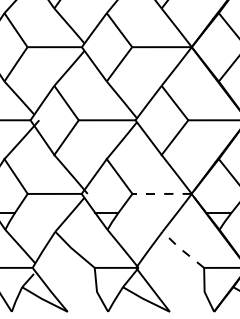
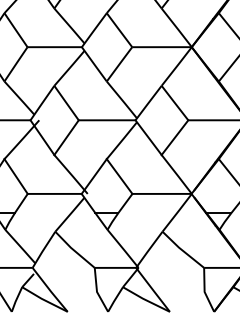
line: dashed -> solid (161, 193)
line: dashed -> solid (182, 250)
